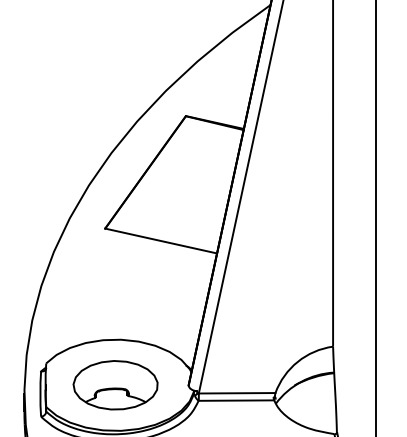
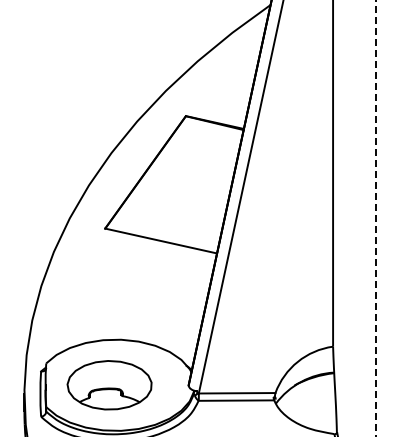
line: solid -> dashed (375, 217)
part position: (115, 385) -> (109, 385) (109, 385)
